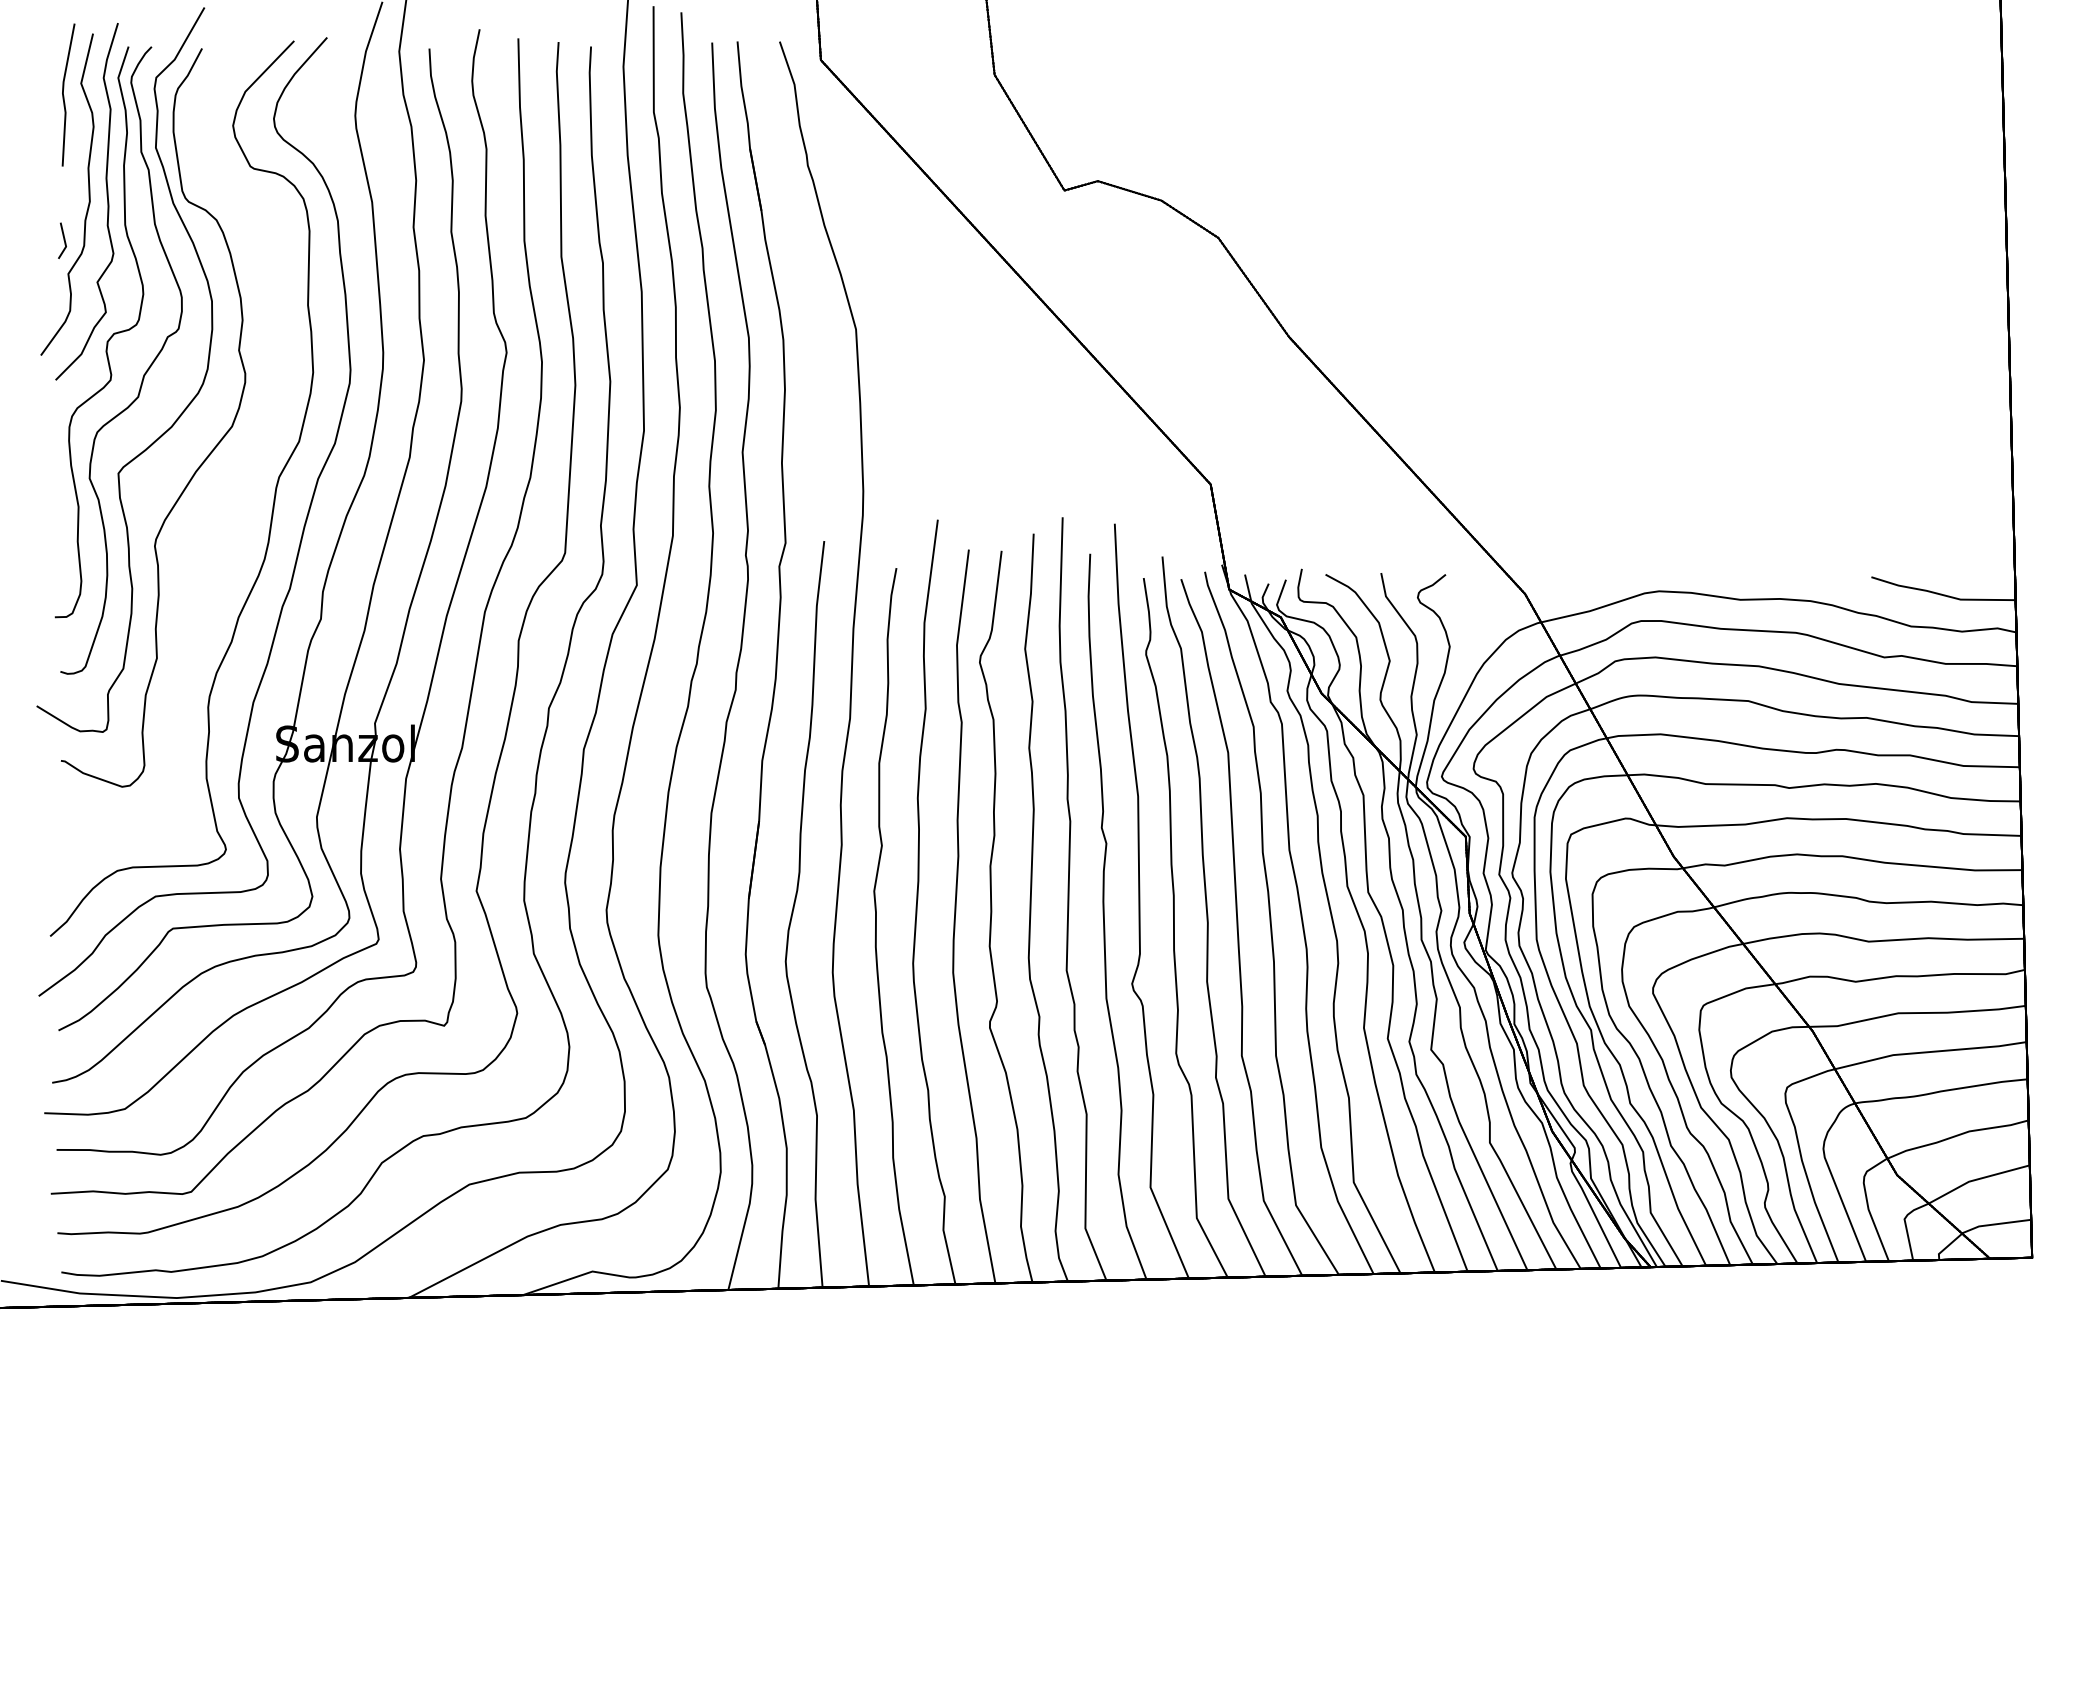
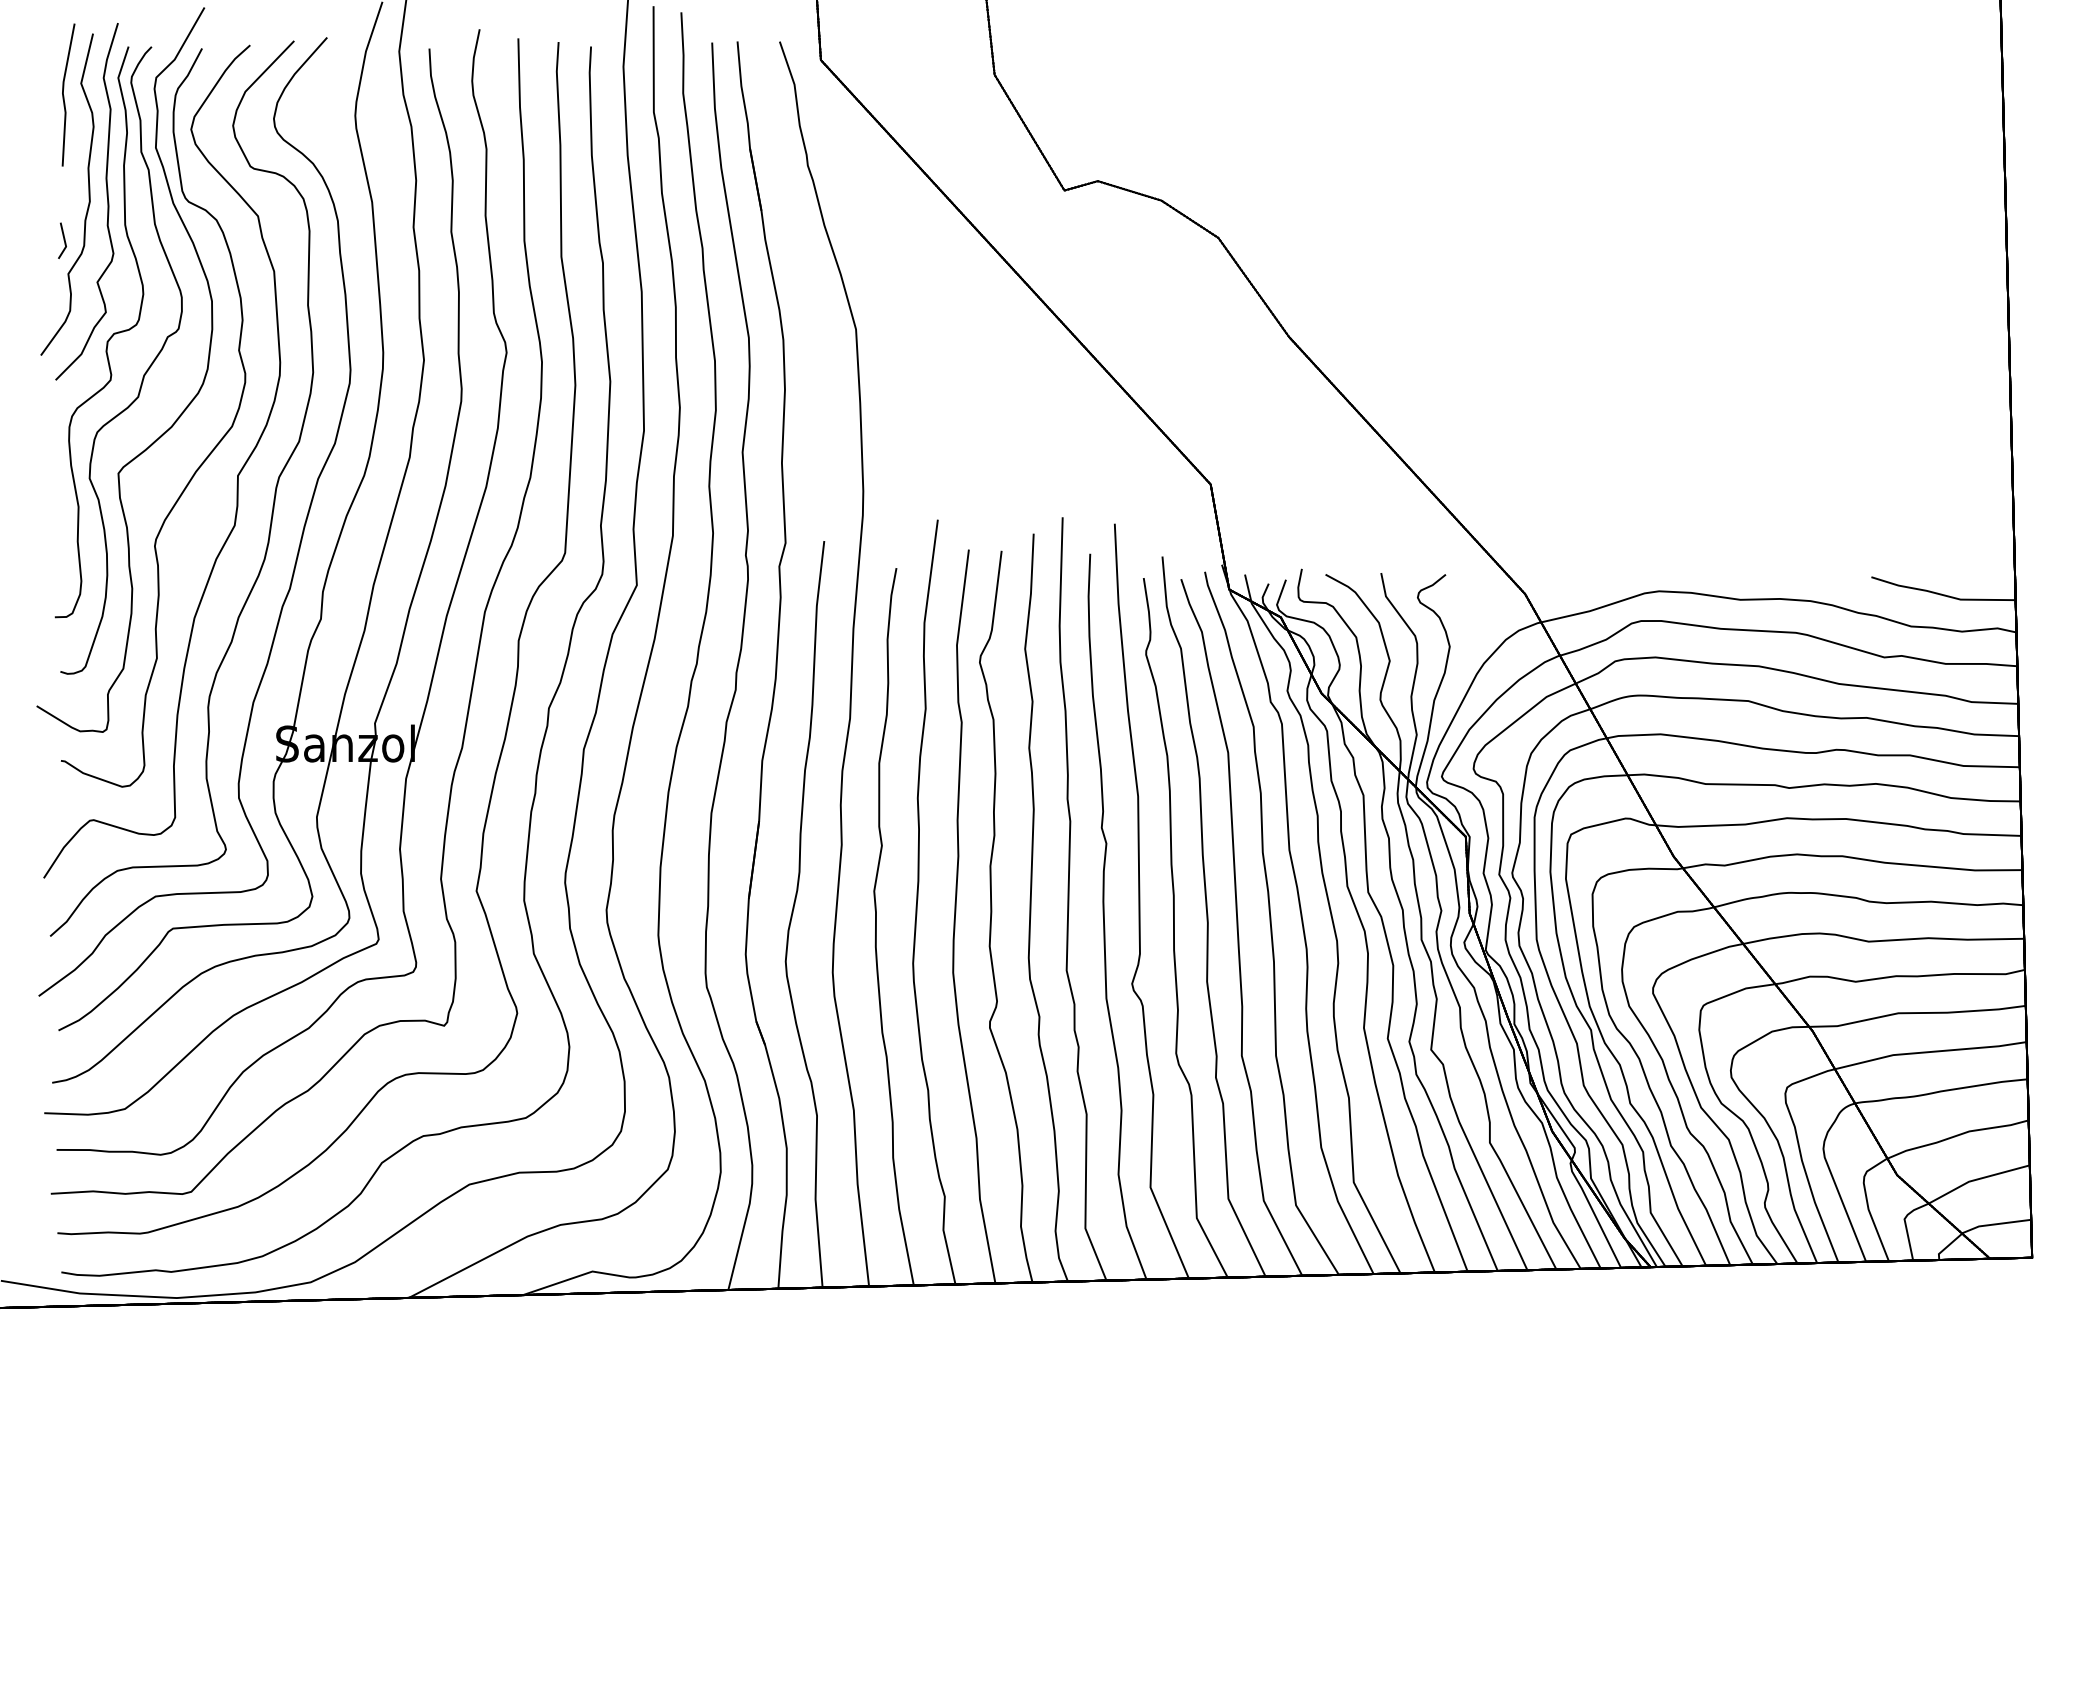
curve: none -> present (237, 474)
